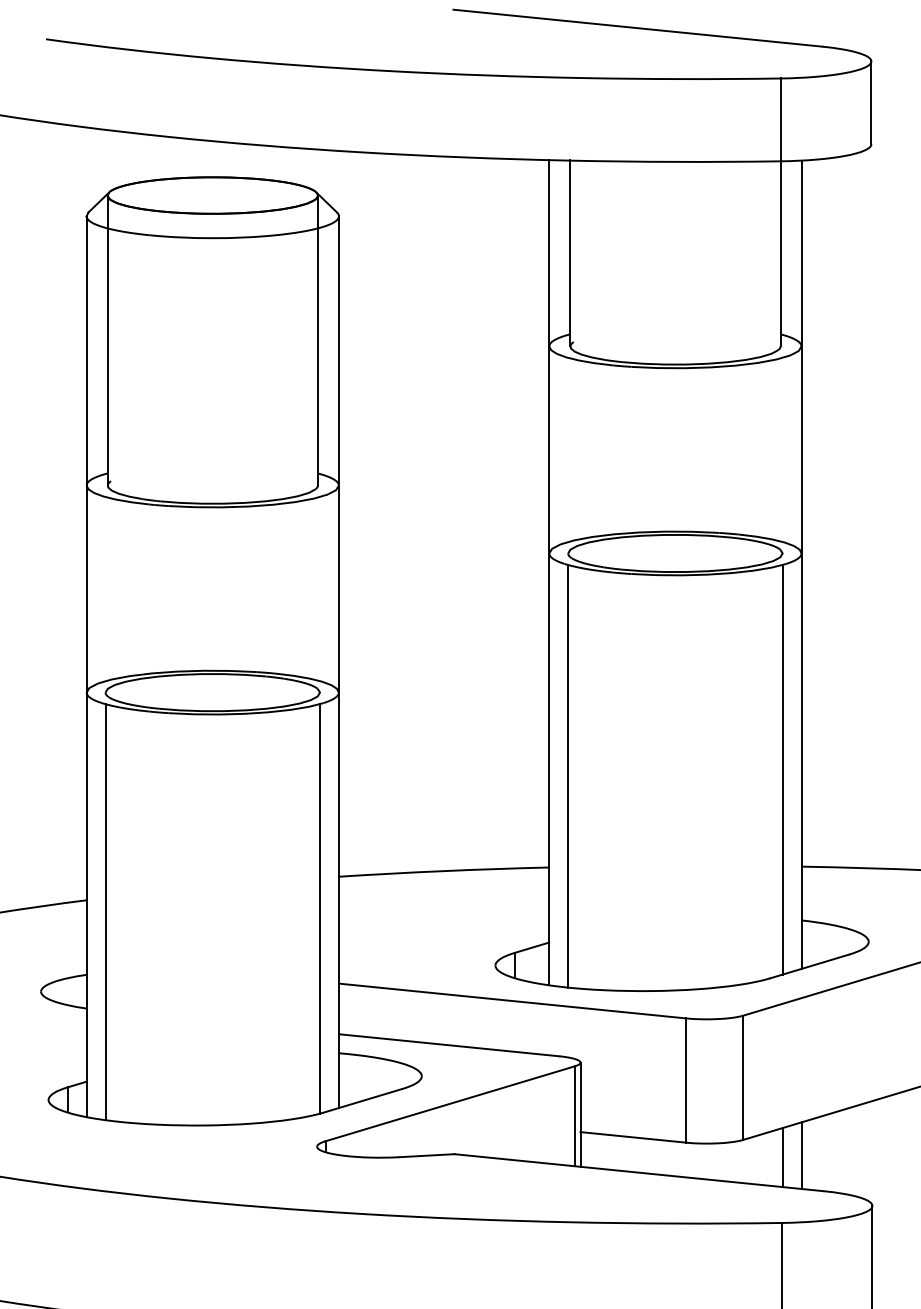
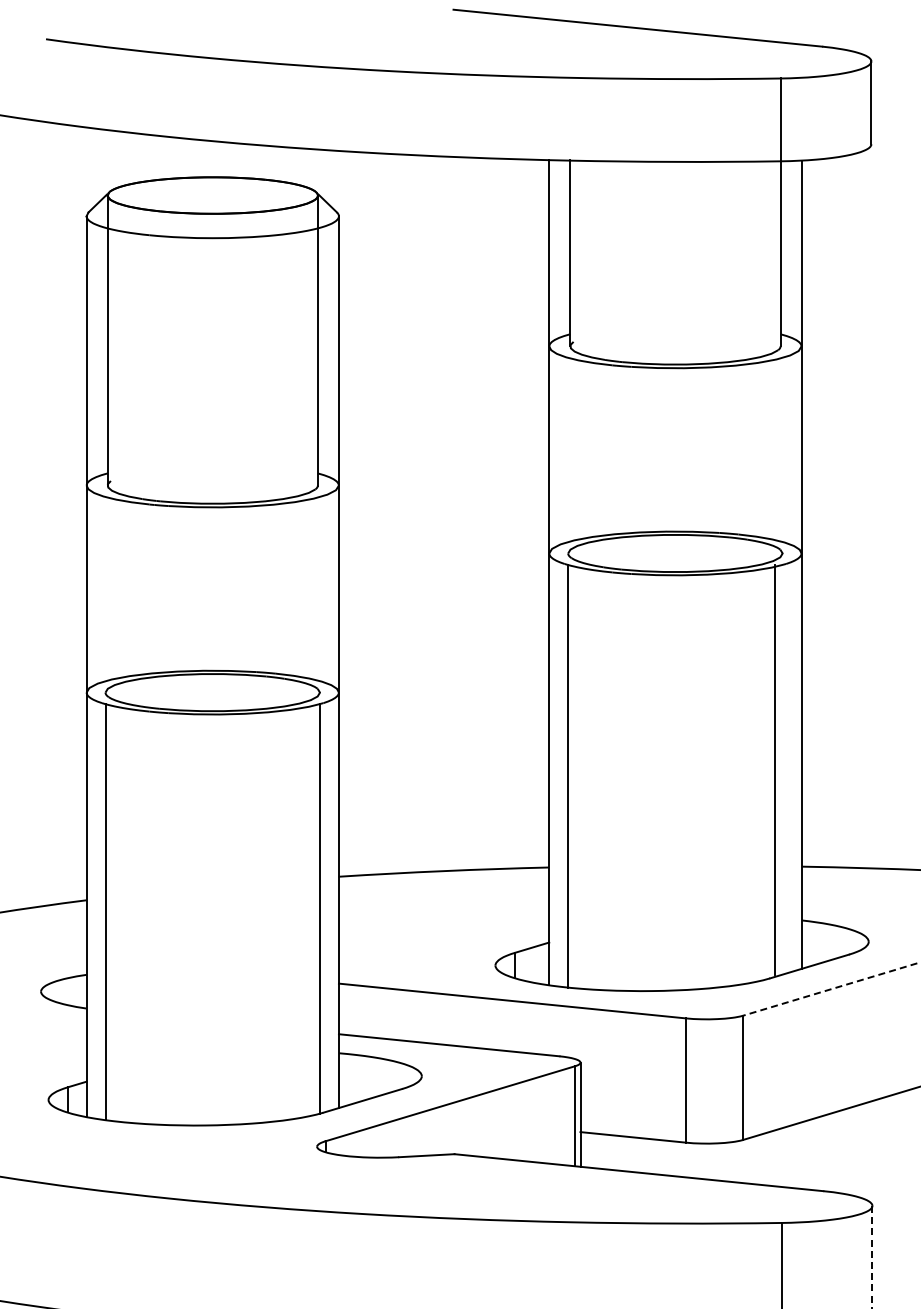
line position: (782, 769) -> (774, 769) (774, 769)
line: solid -> dashed (831, 989)
line: present -> none (801, 1155)
line: present -> none (782, 1157)
line: solid -> dashed (872, 1257)
